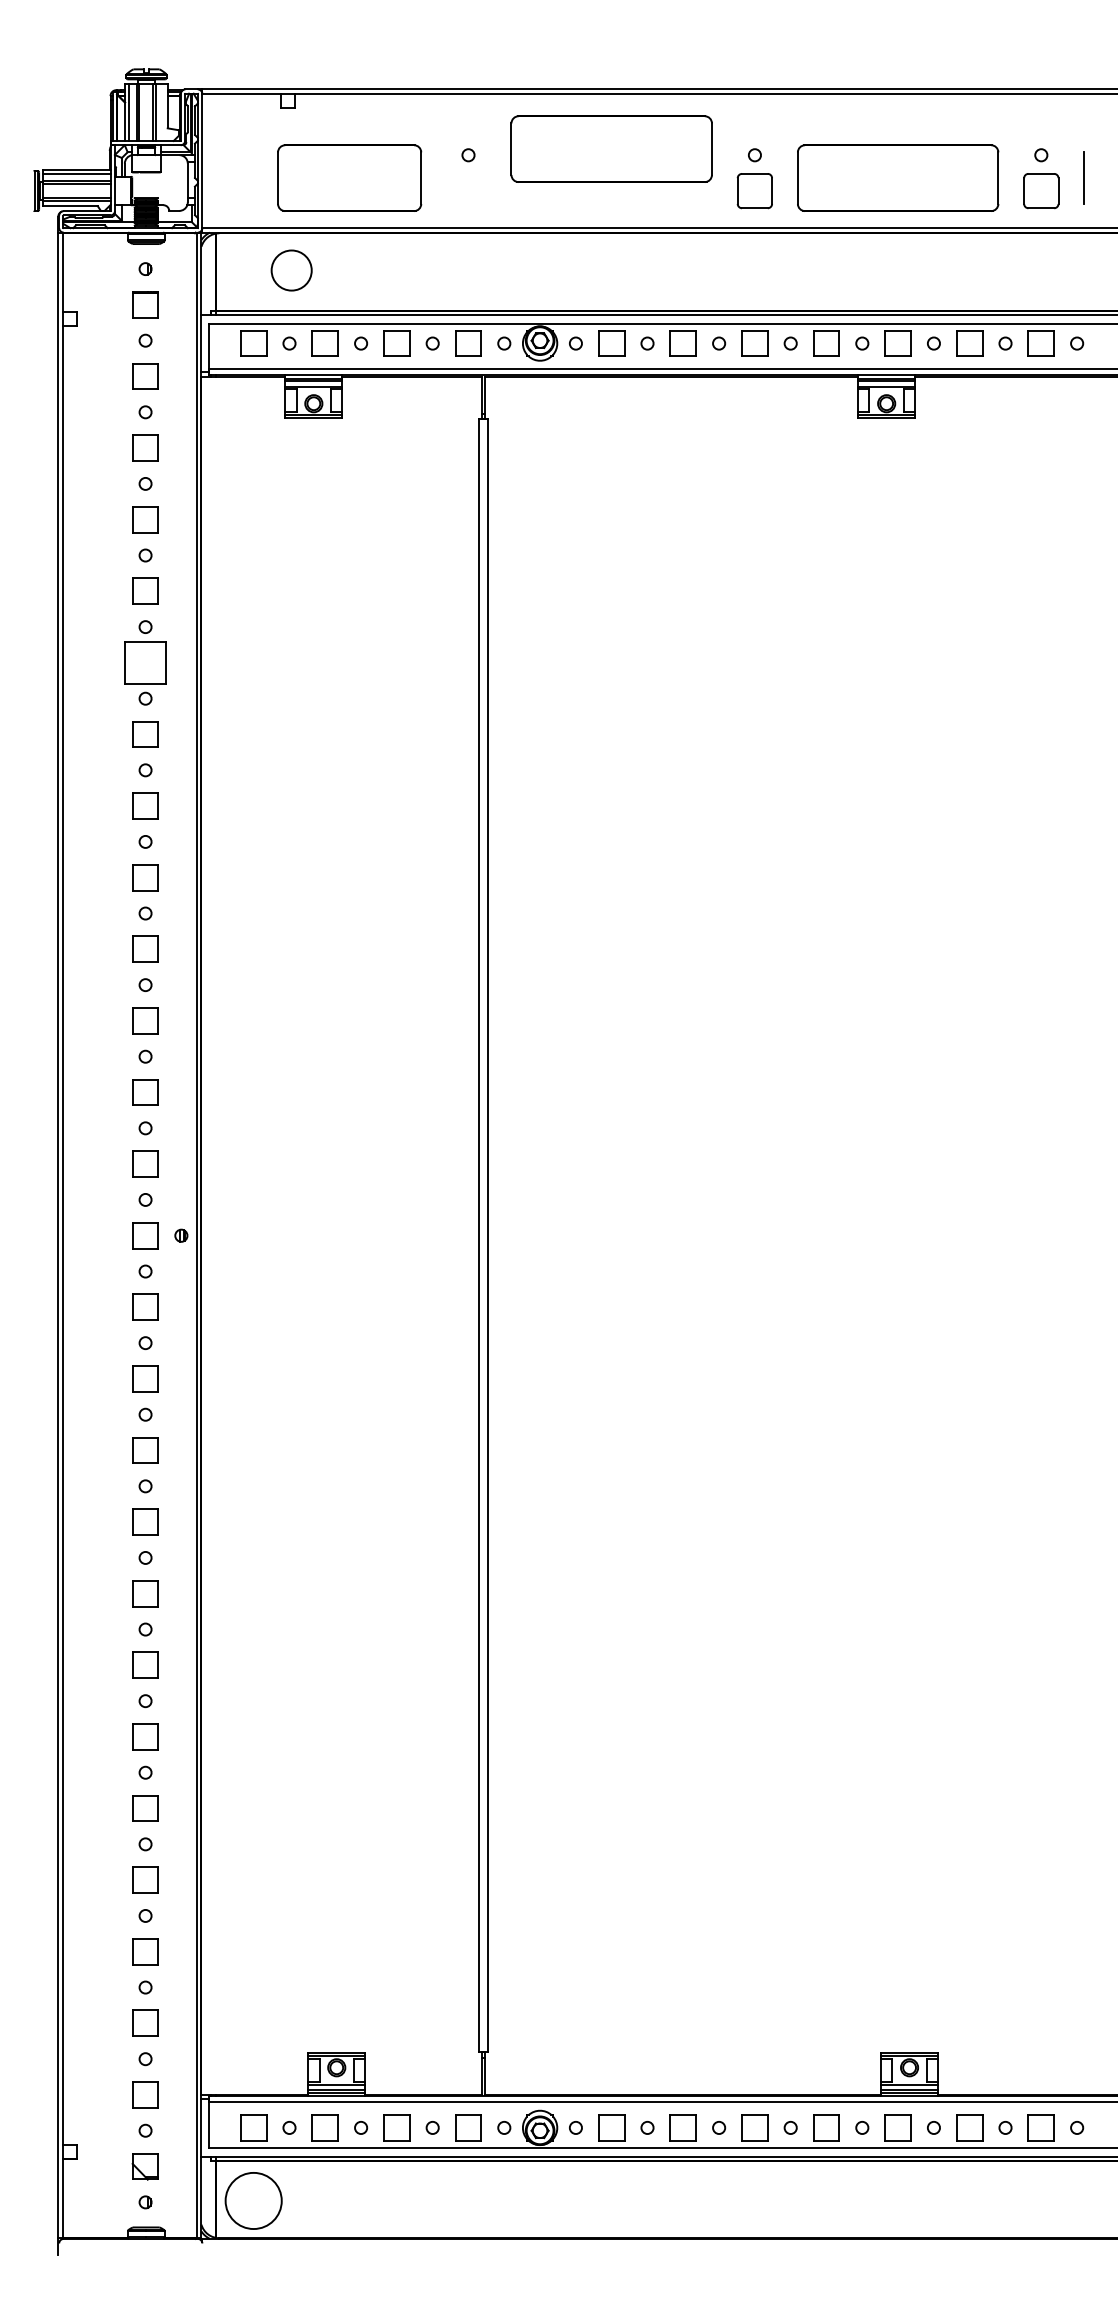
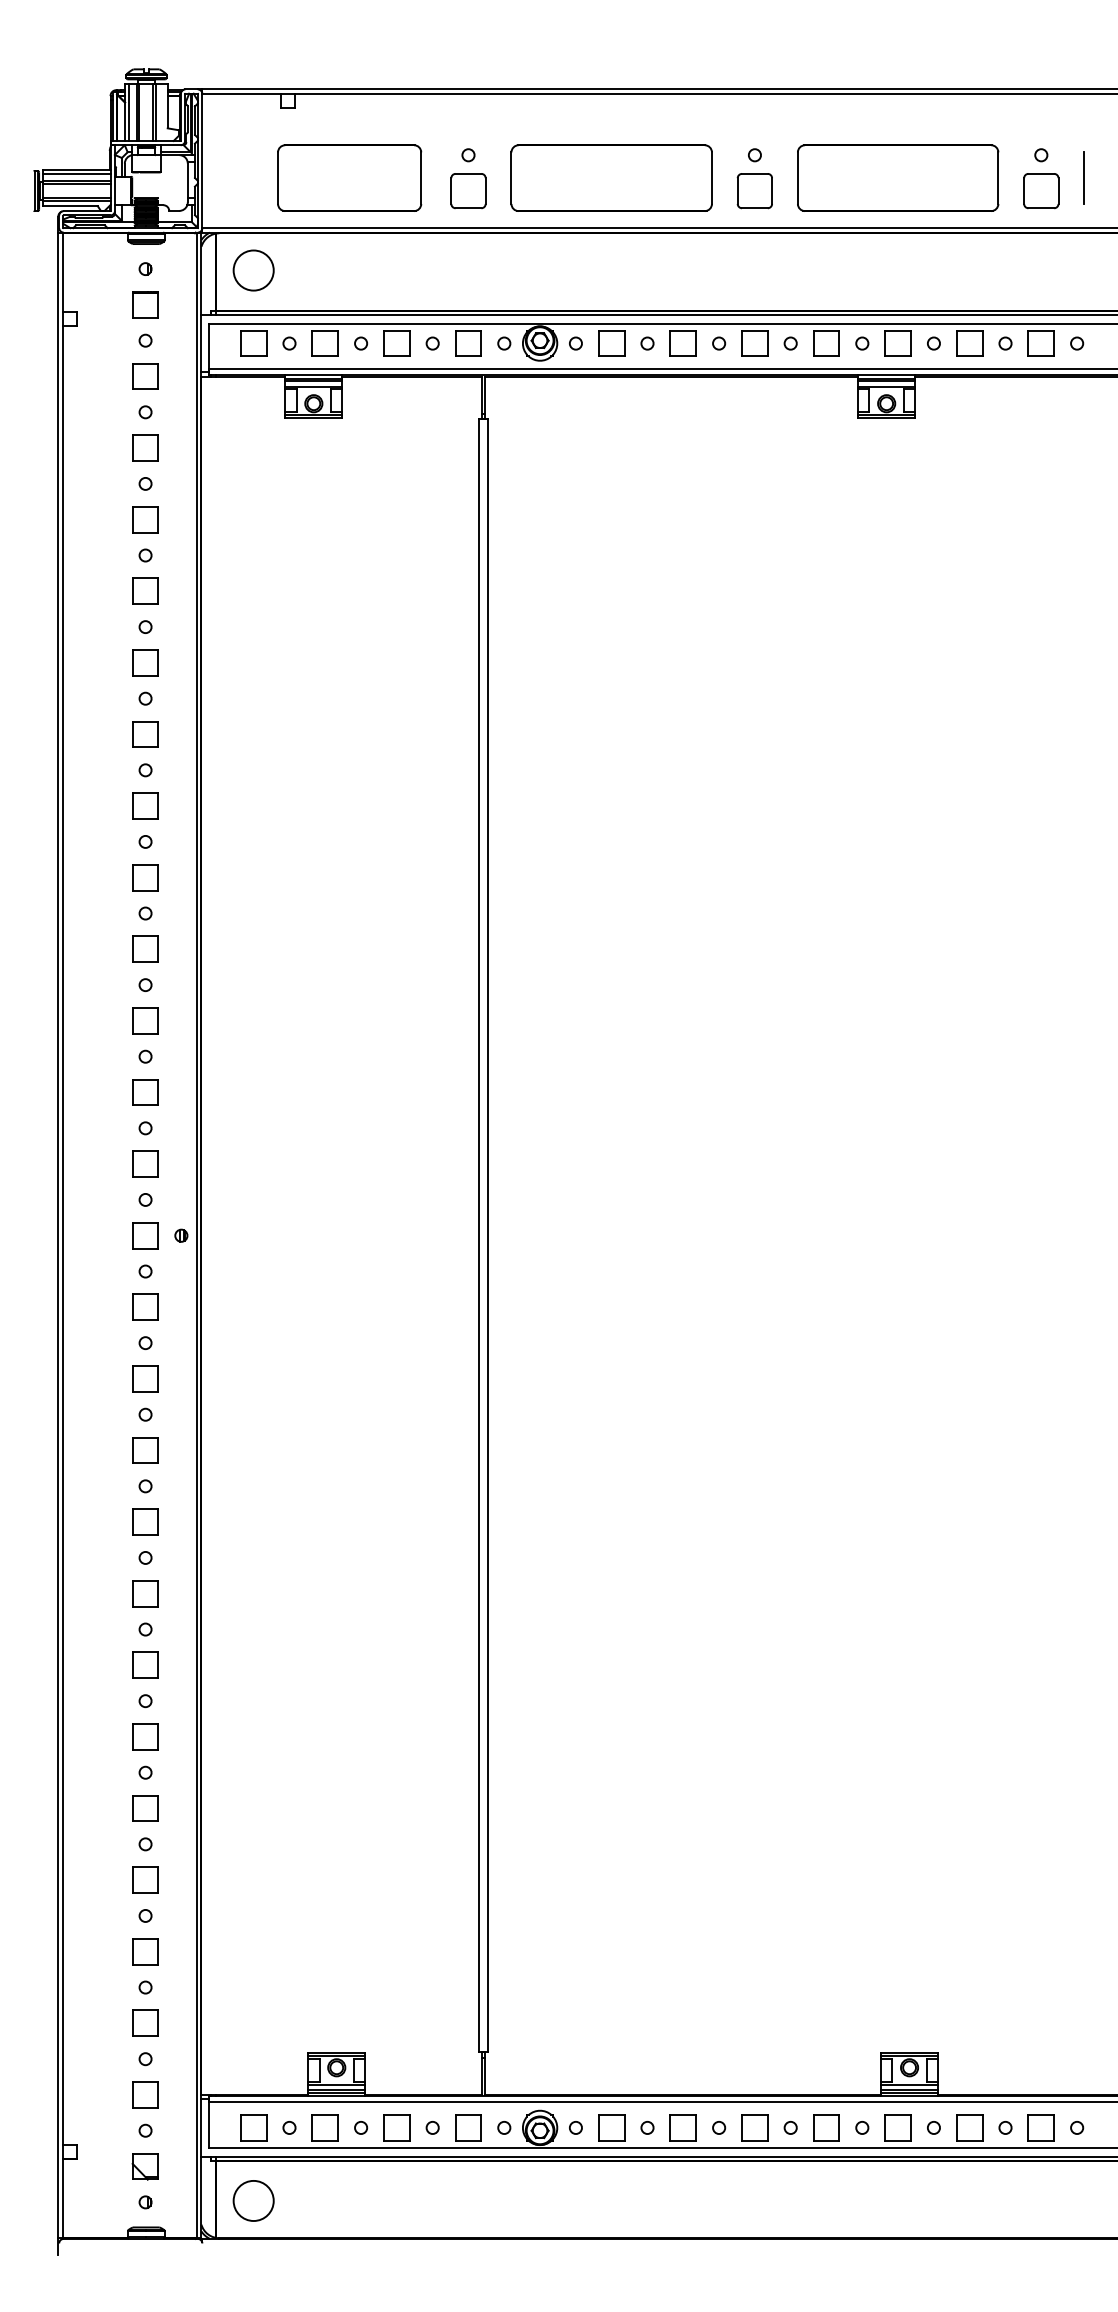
part position: (611, 148) -> (611, 177) (611, 177)
part: none -> present (468, 190)
circle position: (291, 270) -> (253, 270) (253, 270)
part size: 43x44 px -> 27x28 px (145, 662)
circle diameter: 56 px -> 40 px (253, 2200)
